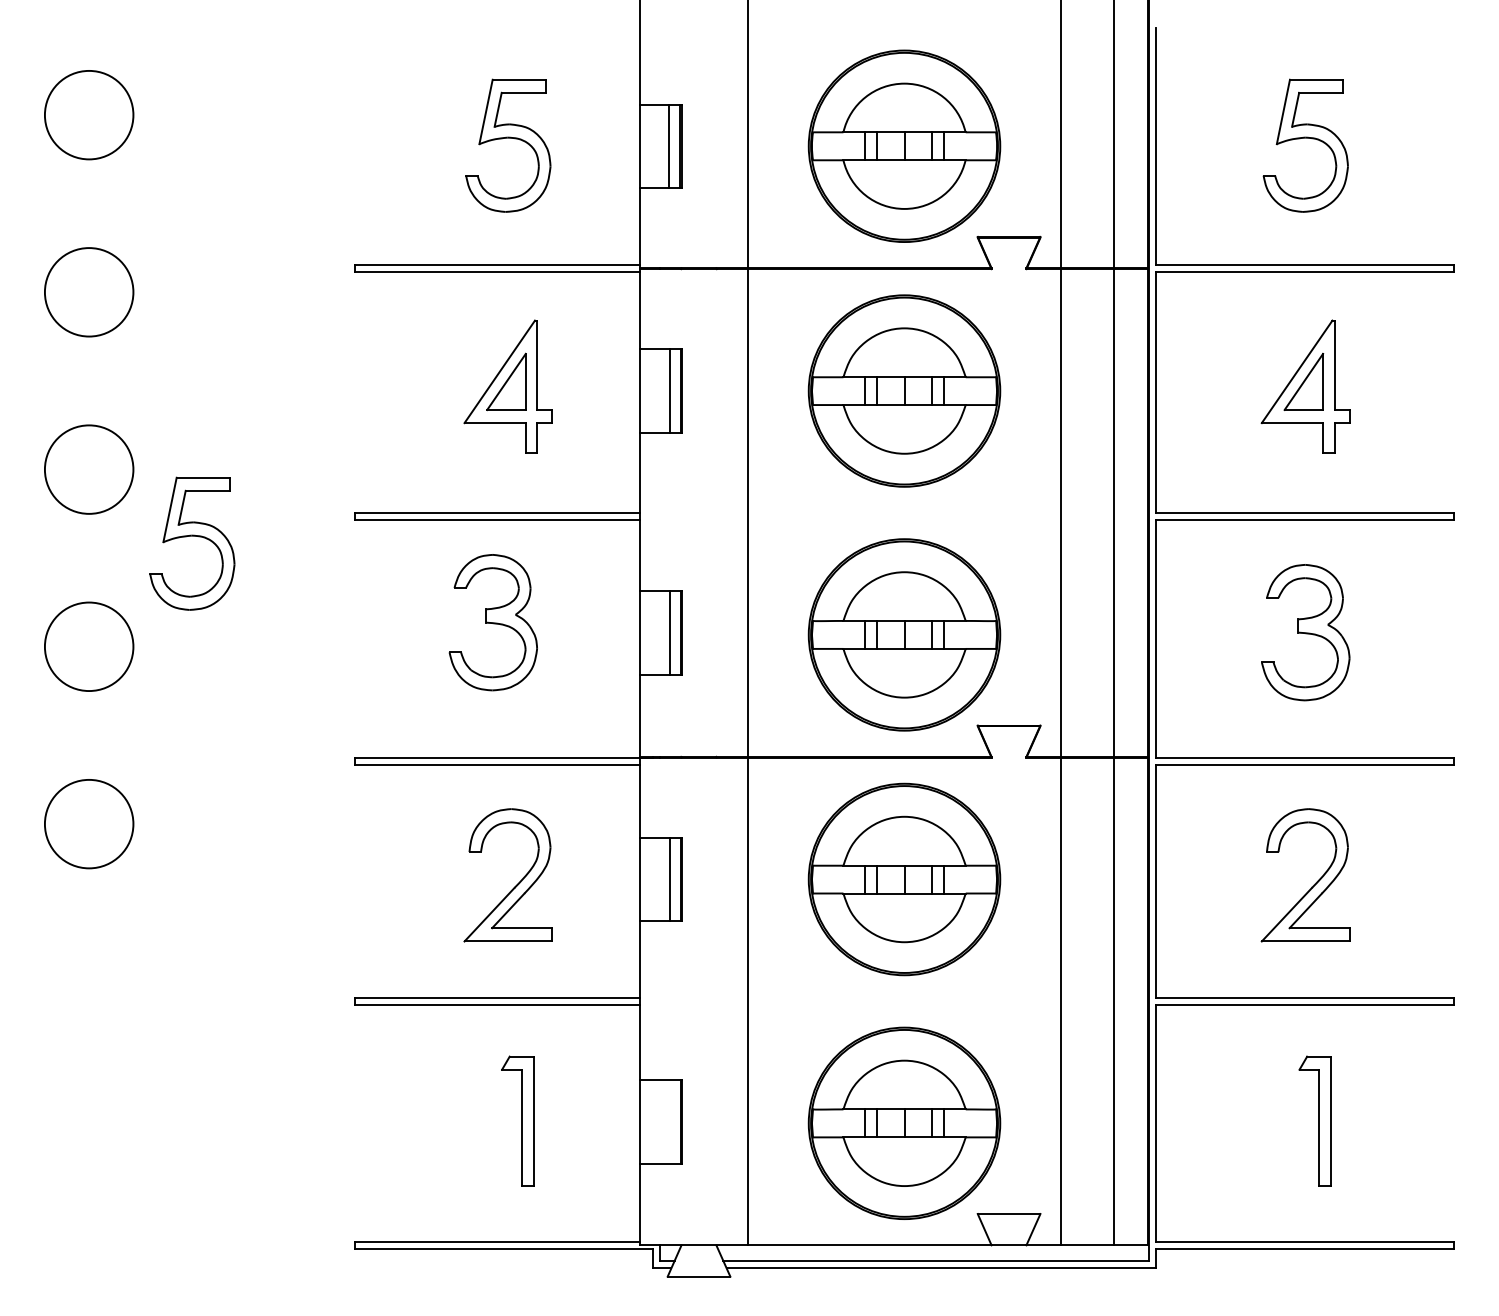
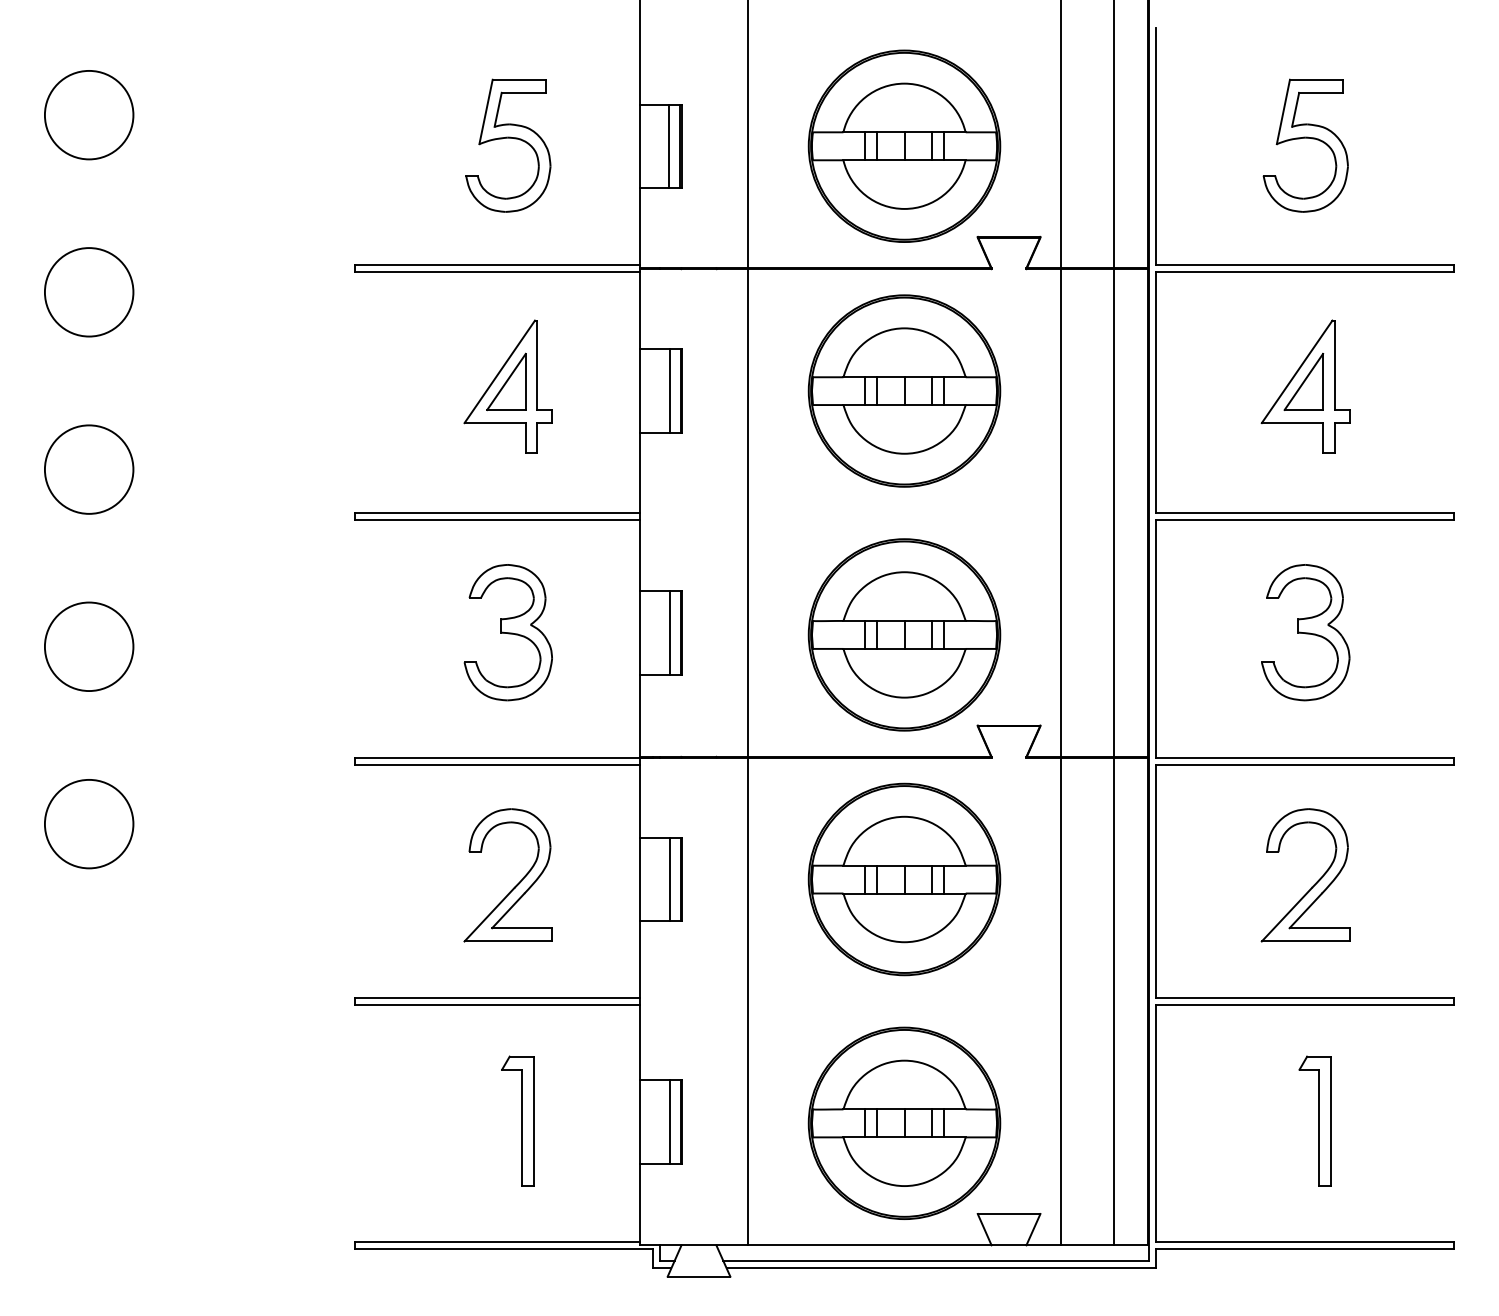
part: present -> none (192, 536)
part position: (492, 622) -> (507, 632) (507, 632)
line: none -> present (670, 1121)
